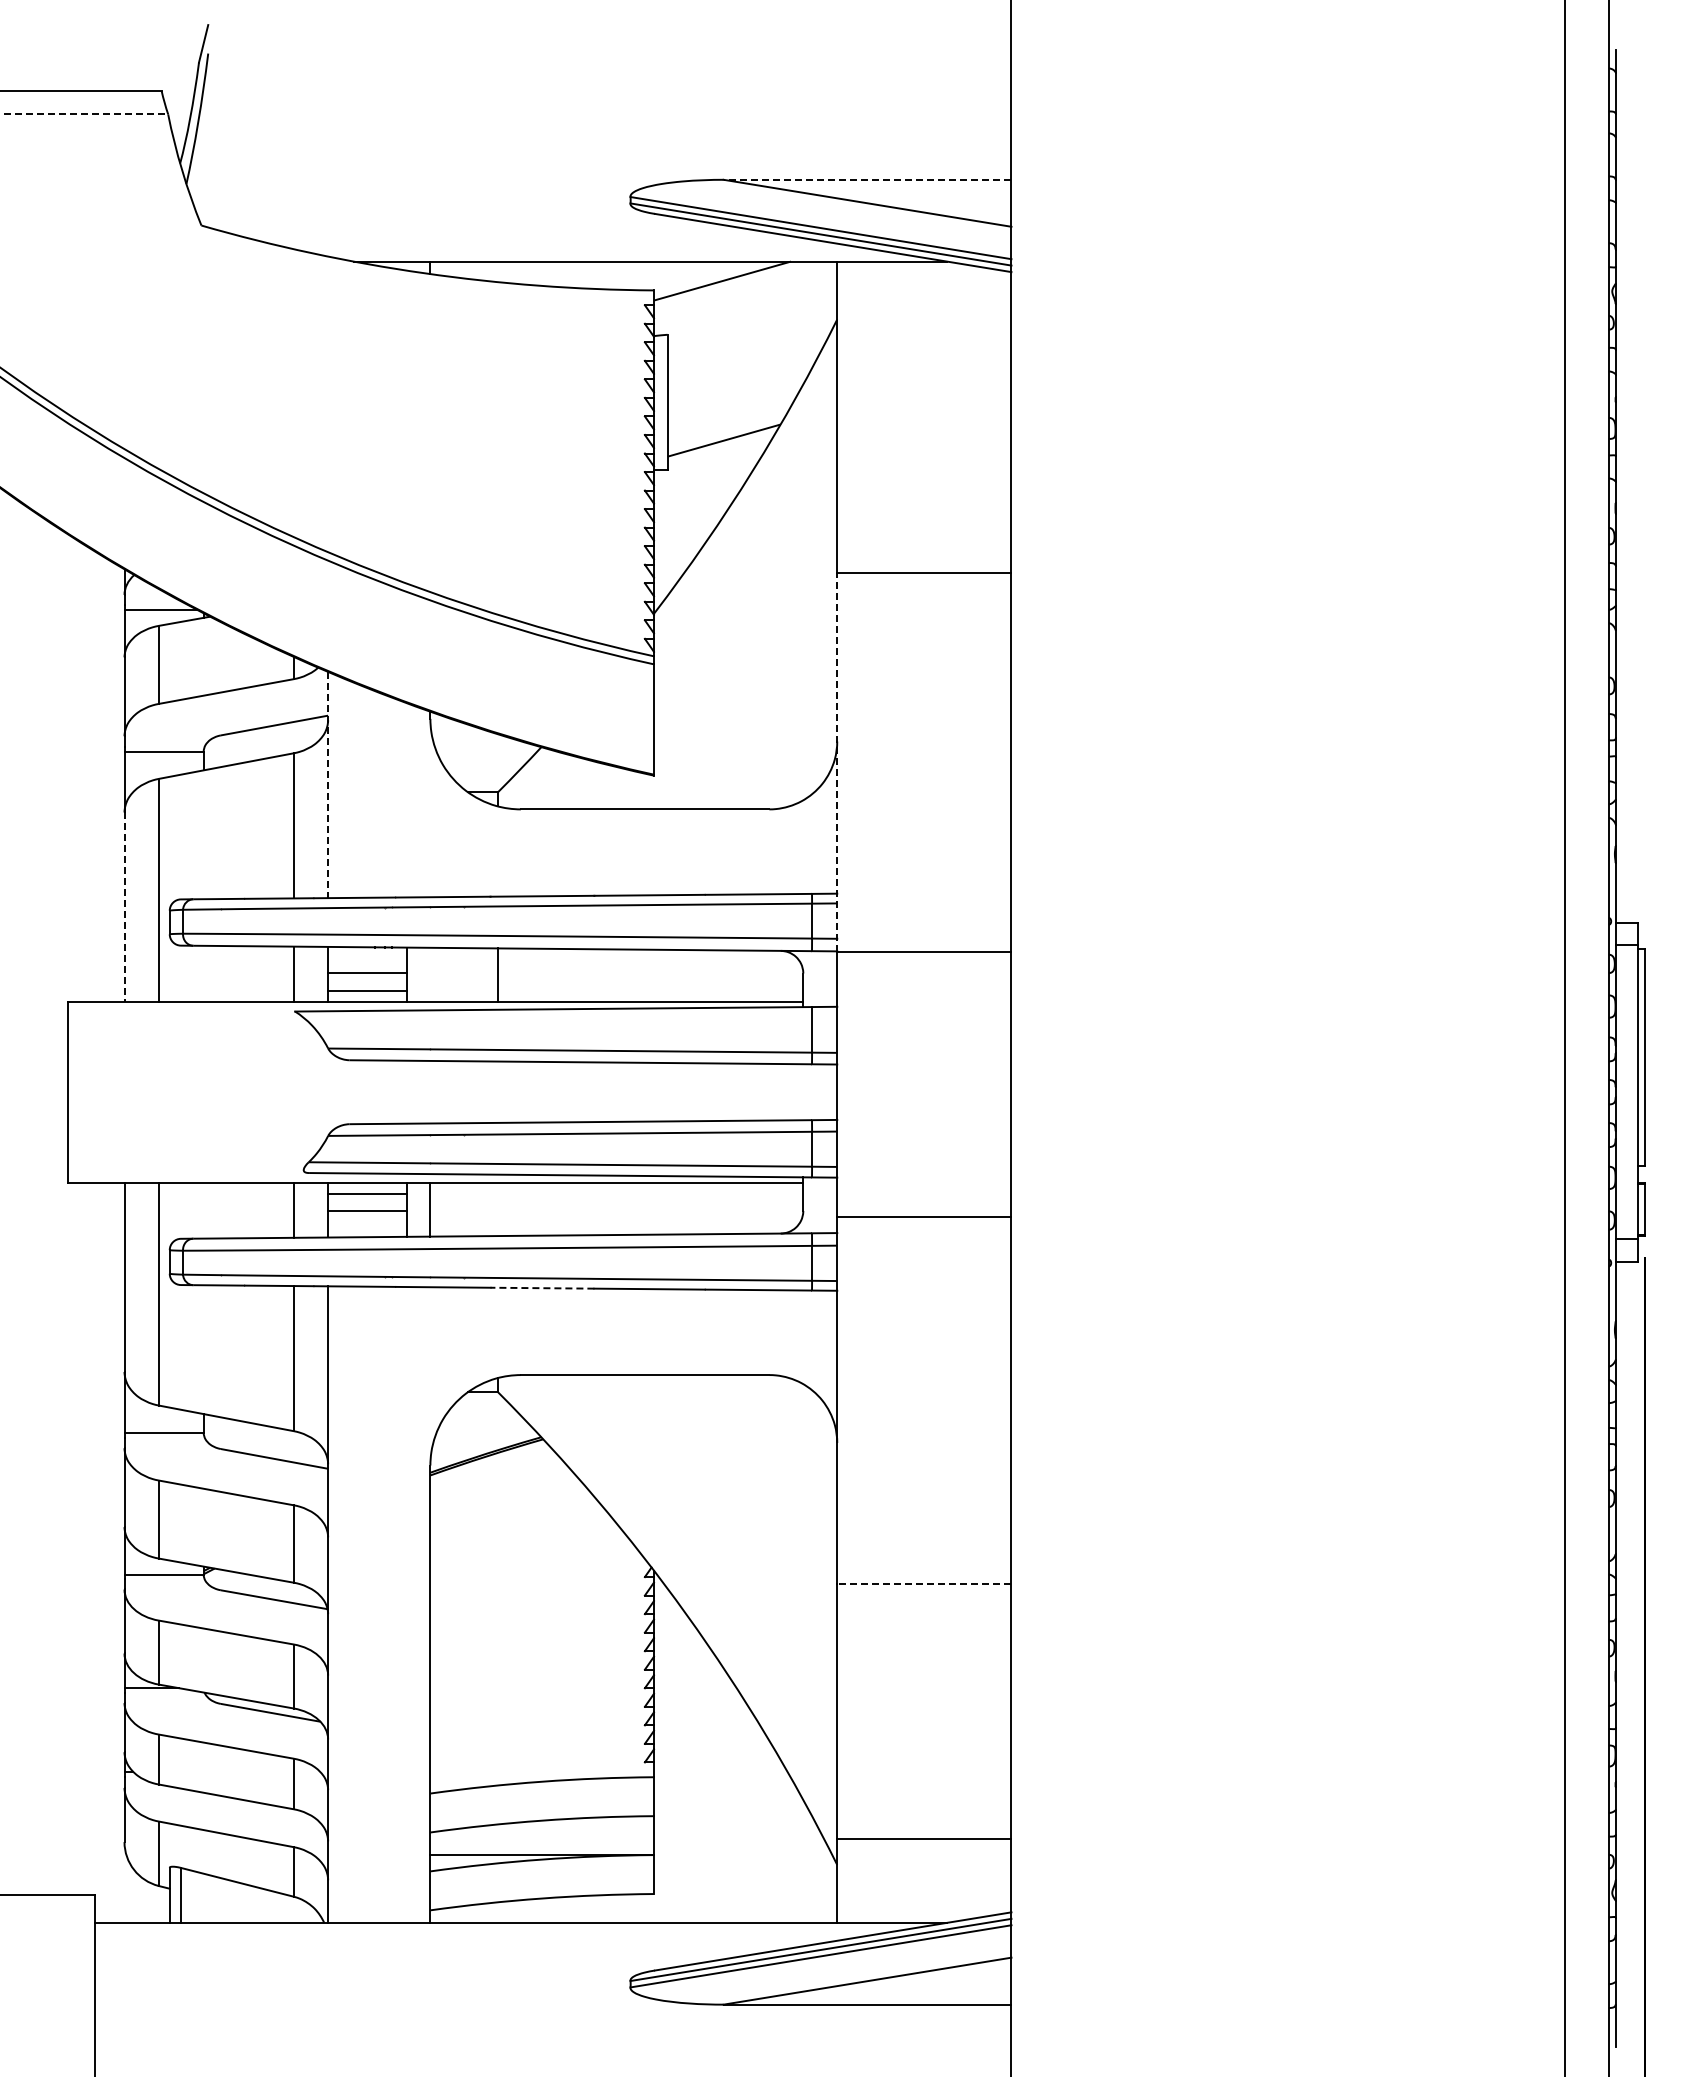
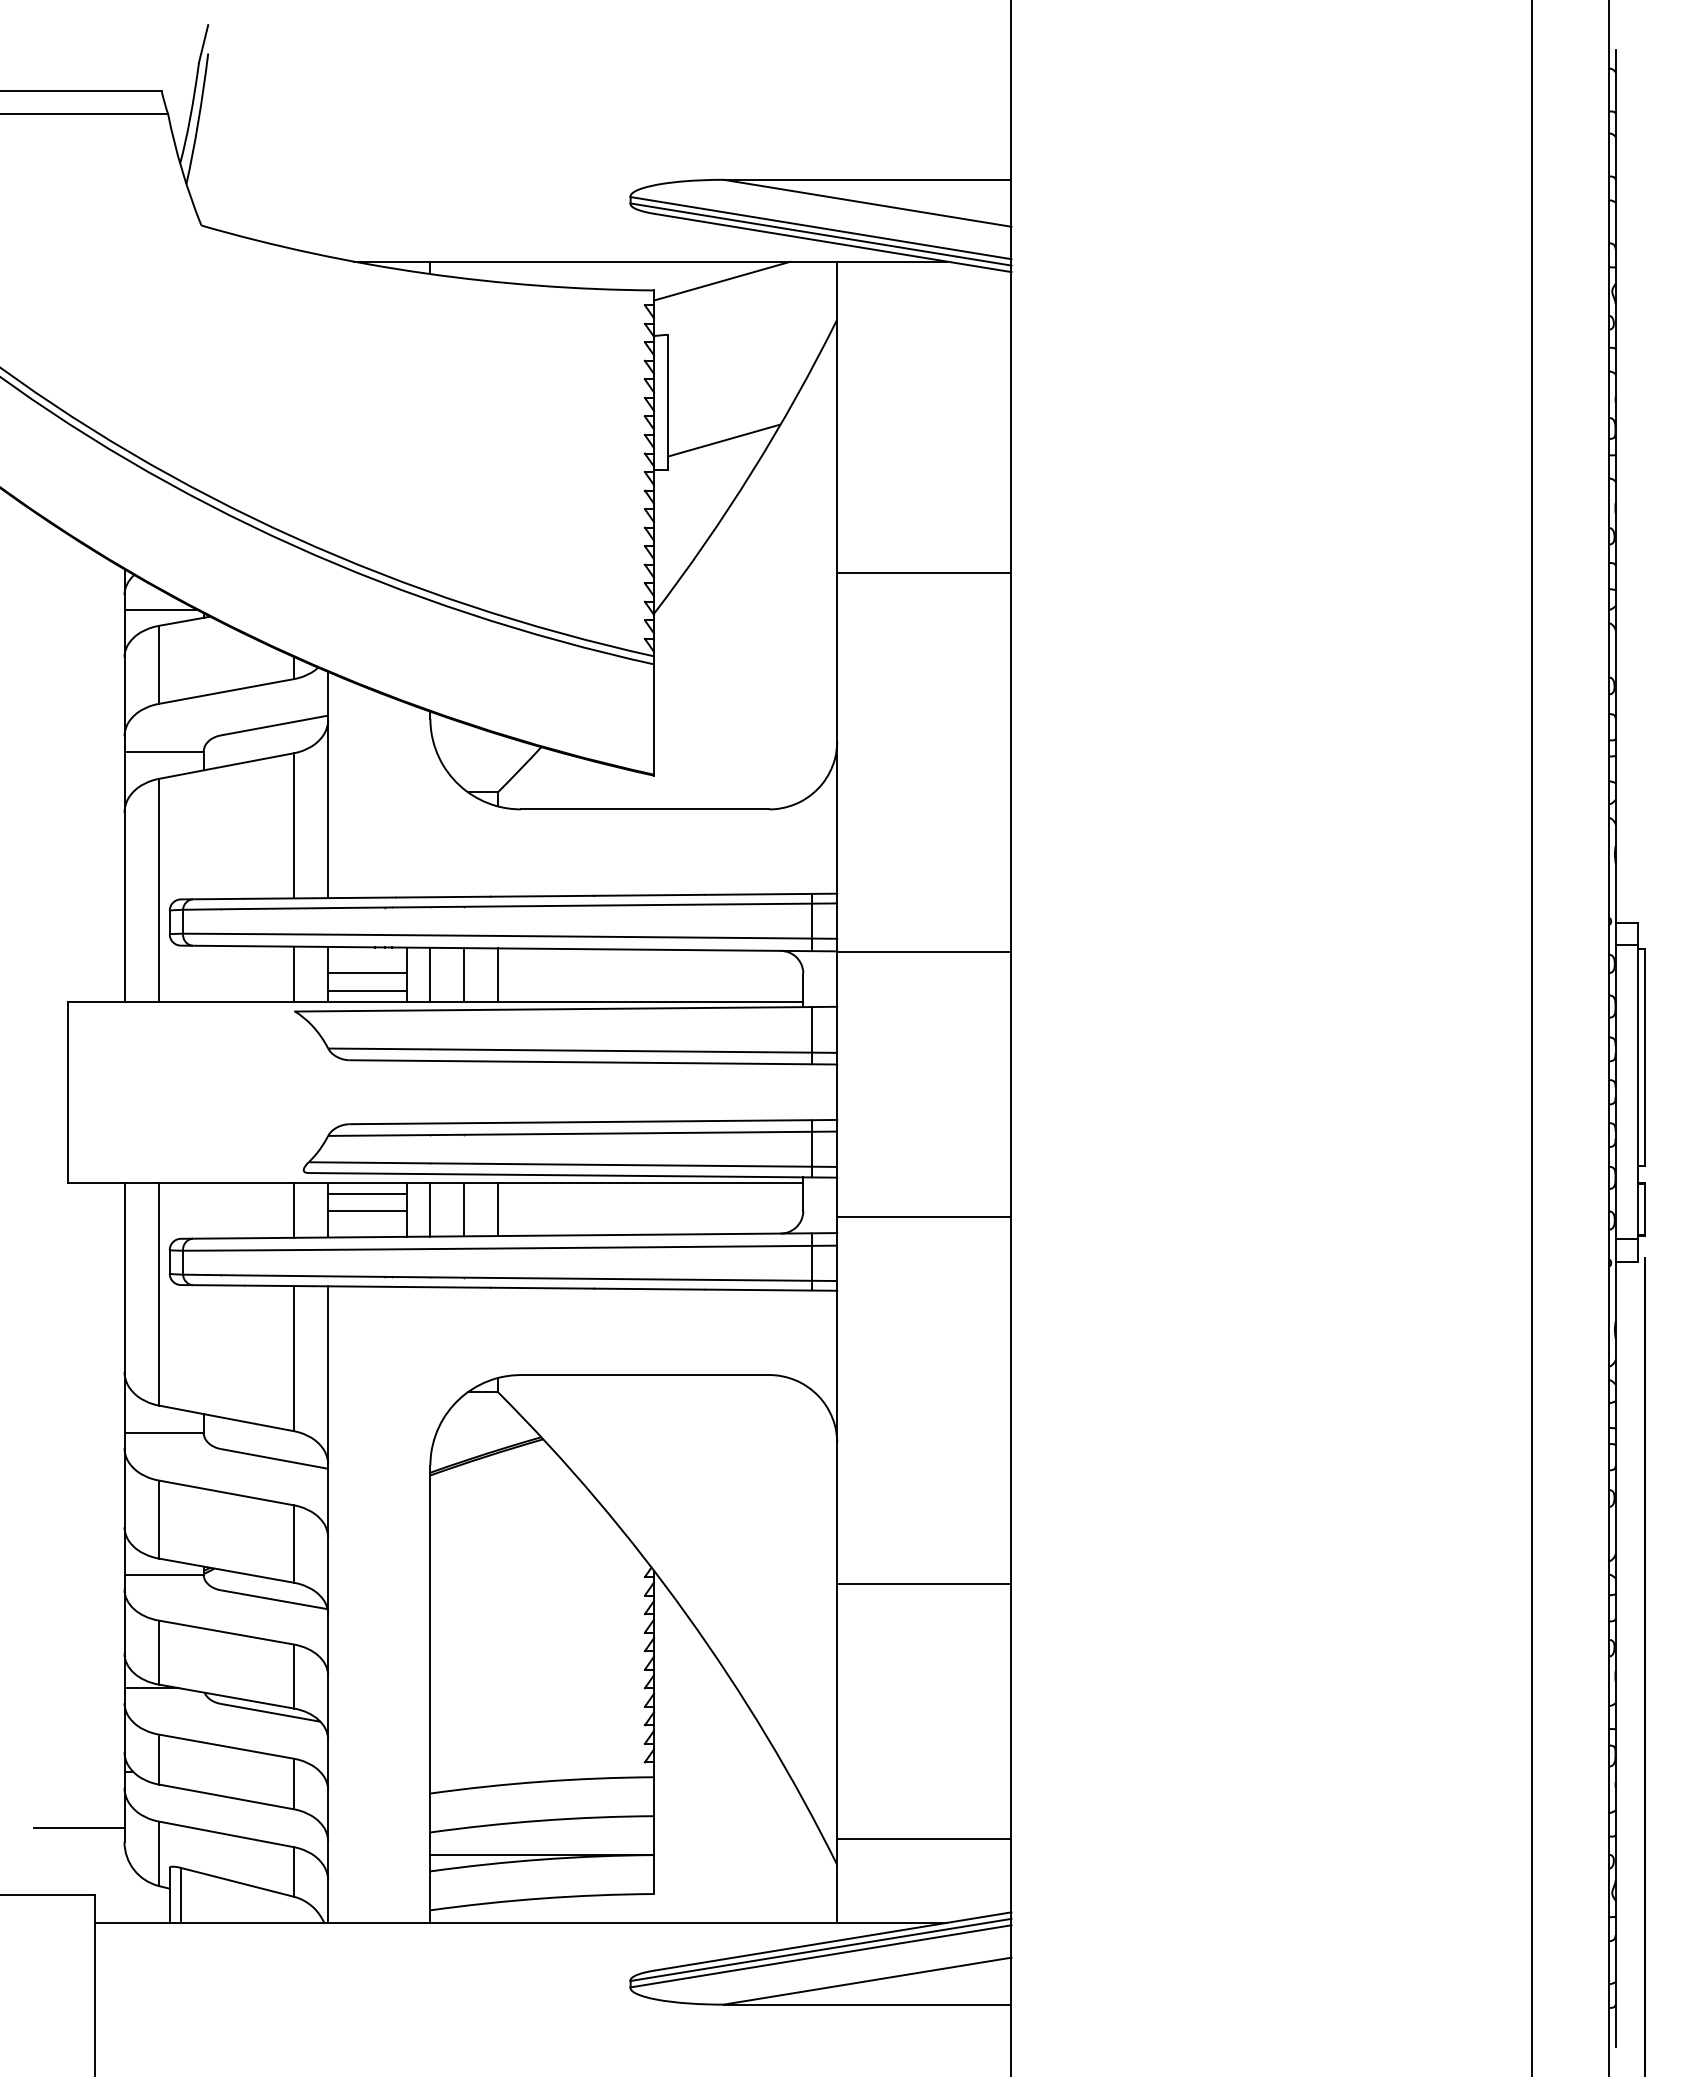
line: dashed -> solid (84, 114)
line: dashed -> solid (867, 179)
line: dashed -> solid (837, 761)
line: dashed -> solid (328, 785)
line: dashed -> solid (124, 907)
line: none -> present (430, 974)
line: none -> present (463, 974)
line position: (1564, 1037) -> (1531, 1037) (1531, 1037)
line: none -> present (463, 1209)
line: none -> present (497, 1209)
line: dashed -> solid (542, 1288)
line: dashed -> solid (923, 1583)
line: none -> present (79, 1827)
